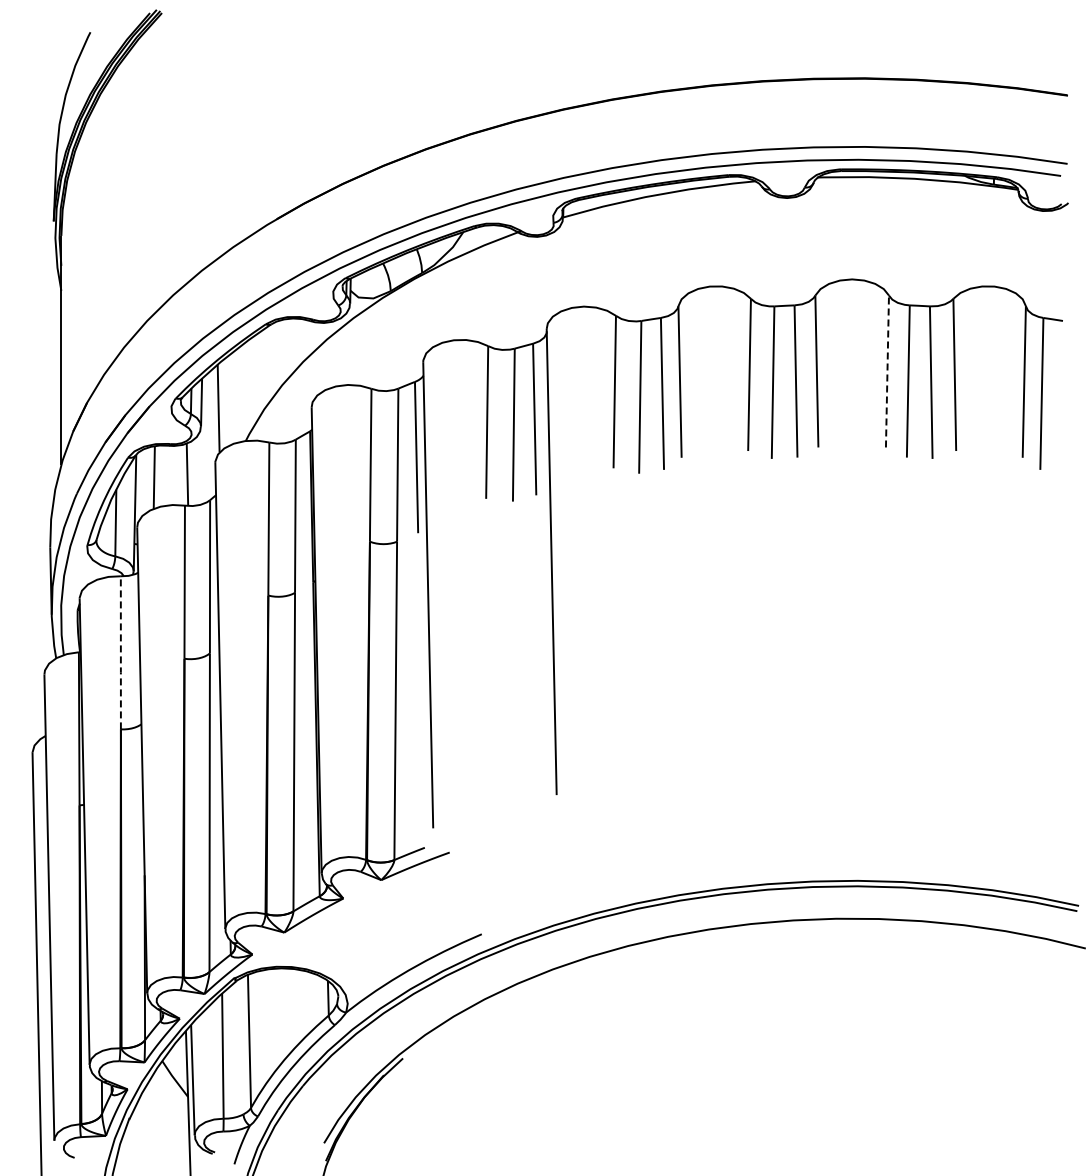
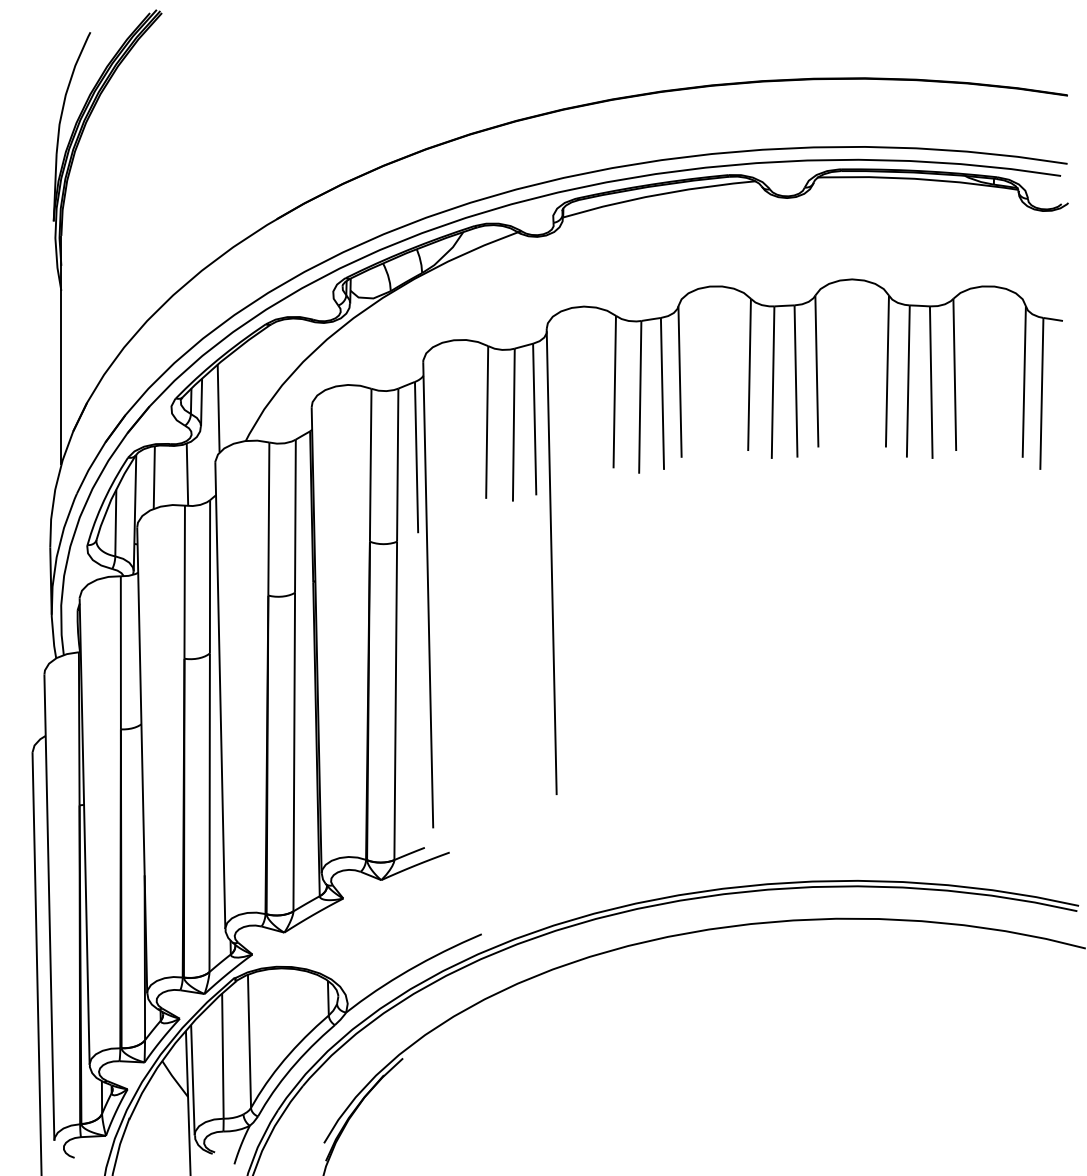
line: dashed -> solid (887, 372)
line: dashed -> solid (120, 652)
